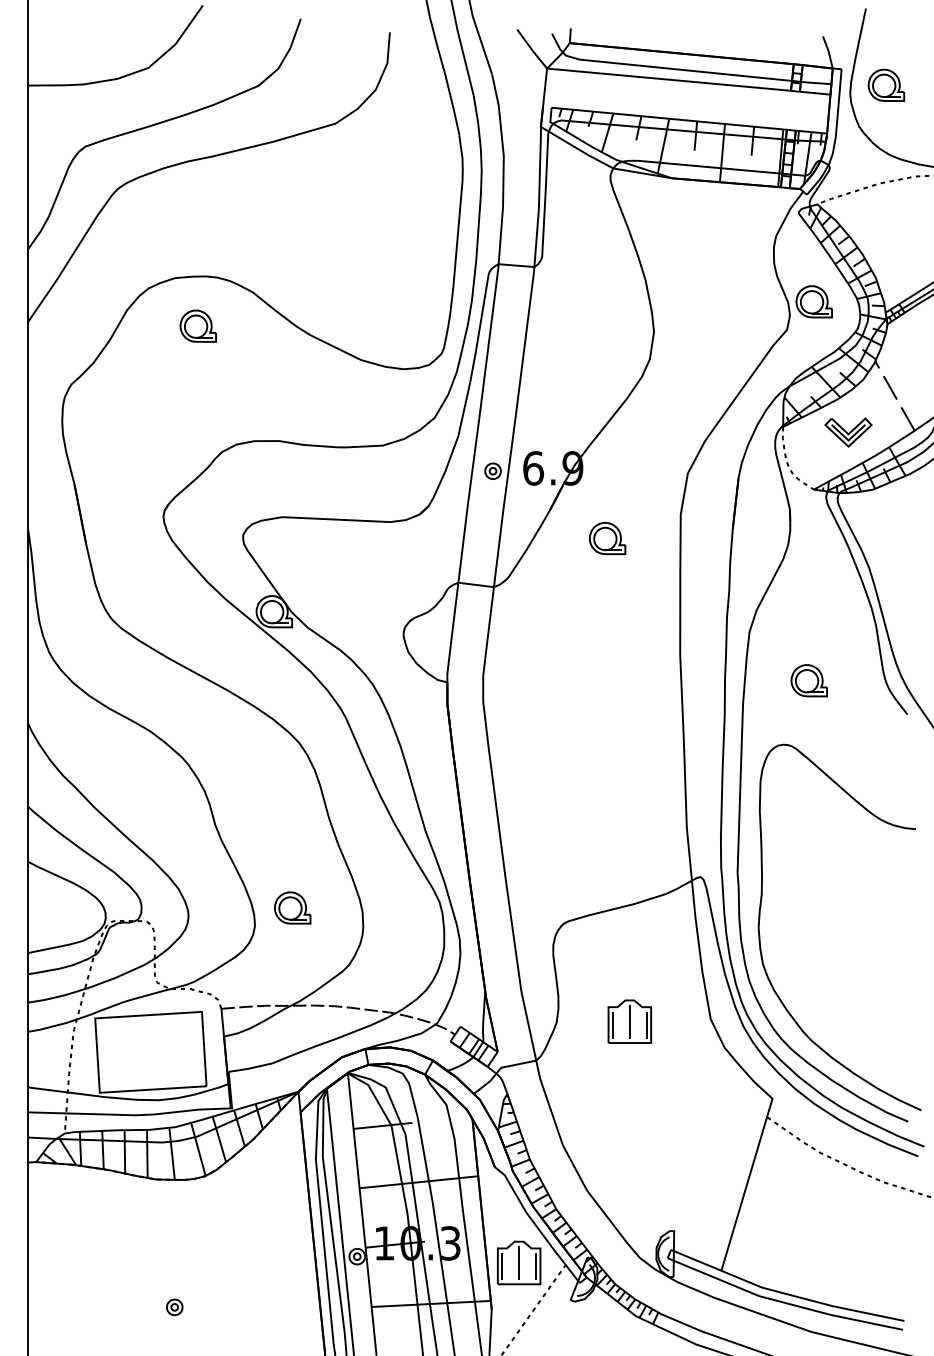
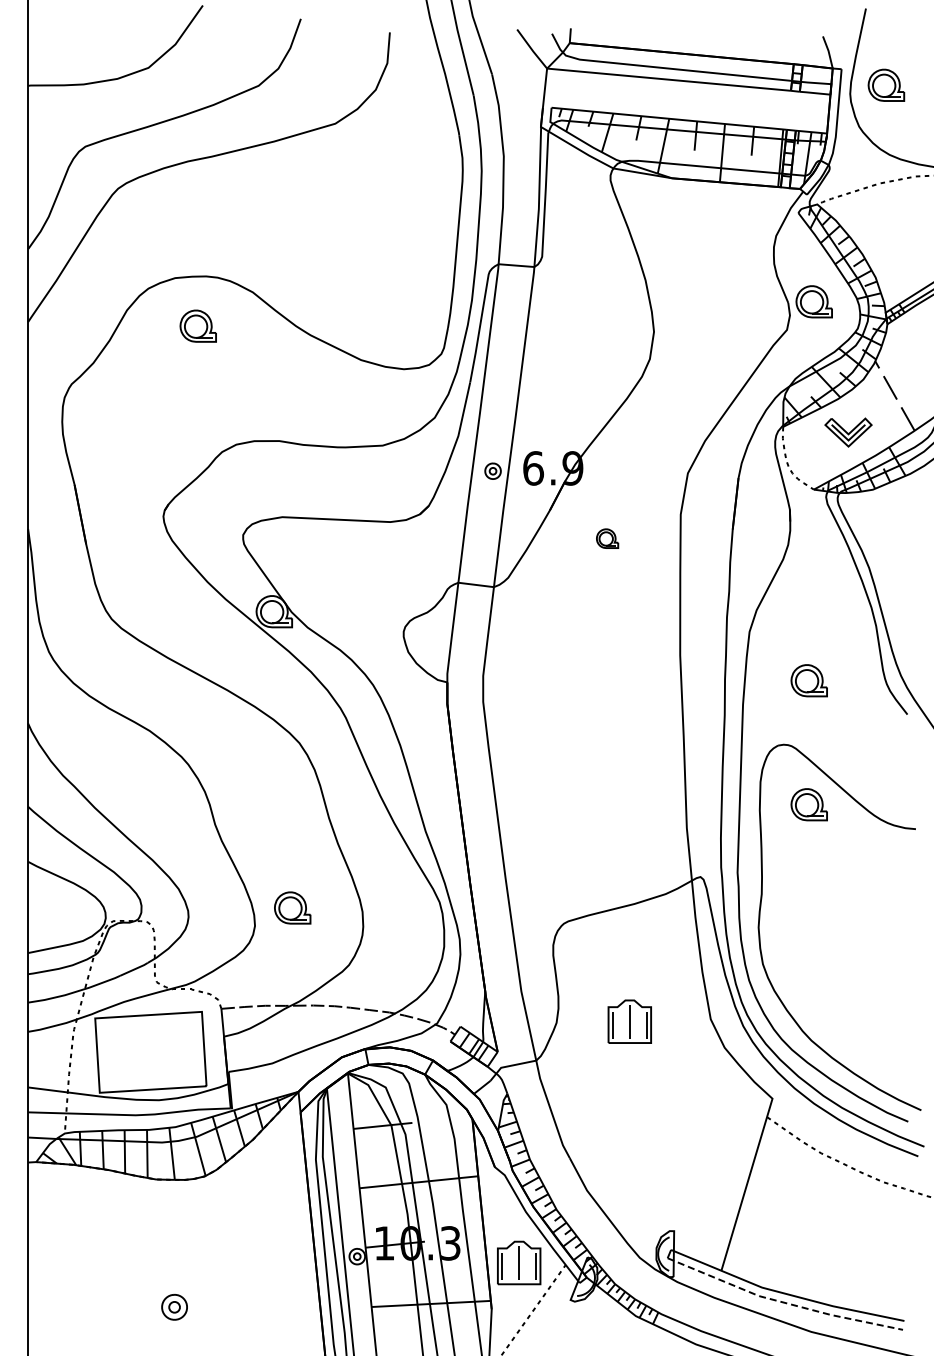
part size: 39x34 px -> 24x21 px (607, 538)
part: none -> present (808, 804)
line: solid -> dashed (783, 1302)
part size: 18x19 px -> 27x27 px (174, 1307)
